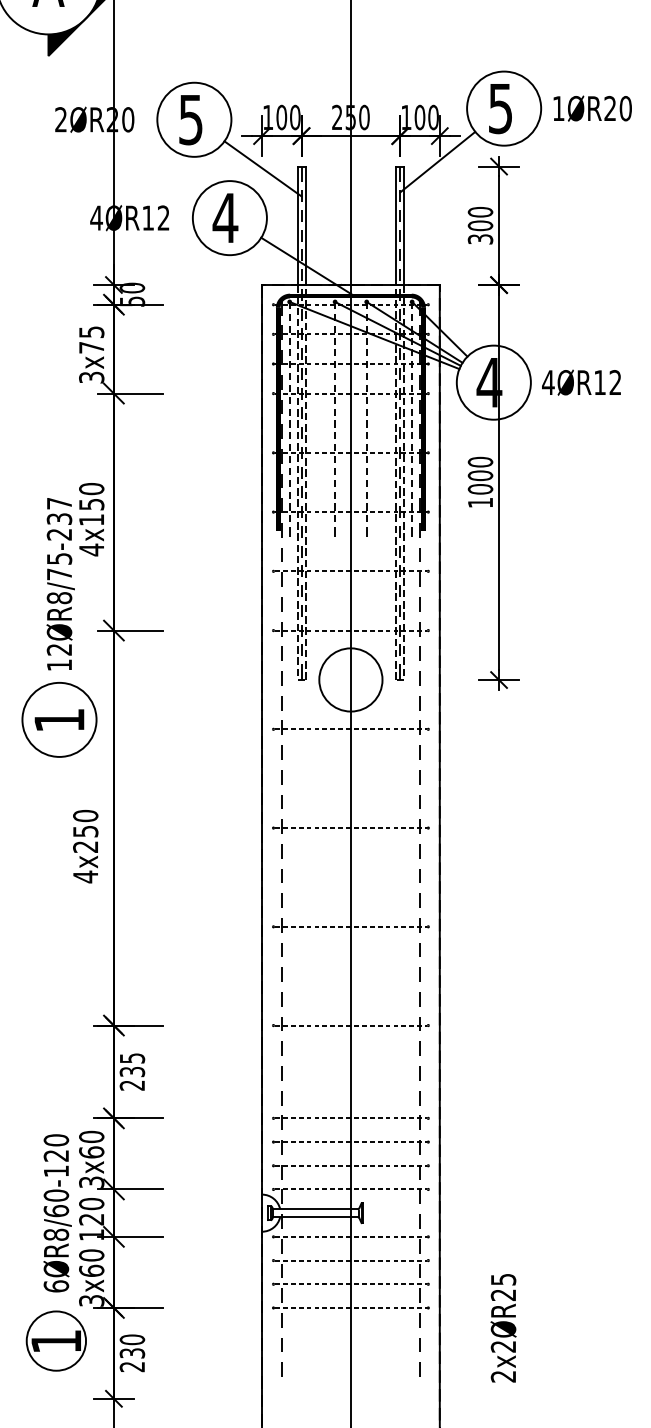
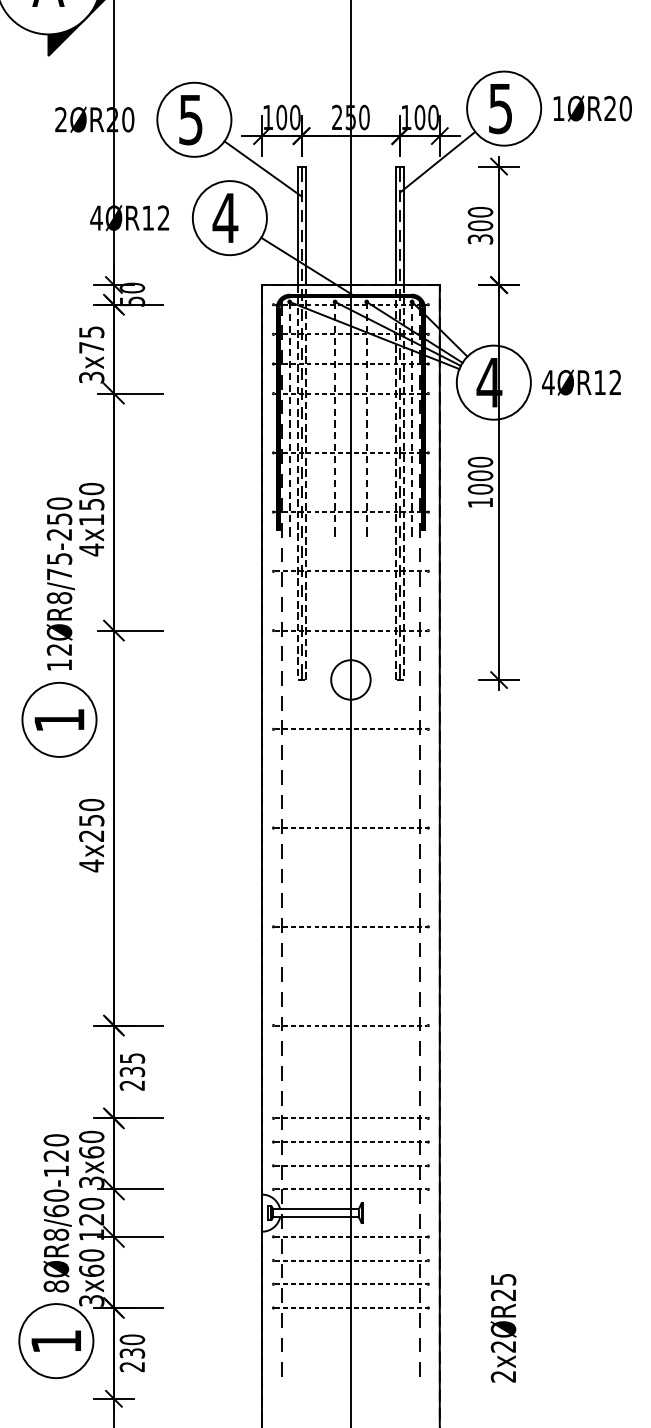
text: 12ØR8/75-237 -> 12ØR8/75-250 (59, 510)
circle diameter: 63 px -> 39 px (350, 679)
text position: (85, 846) -> (91, 835) (91, 835)
text: 6ØR8/60-120 -> 8ØR8/60-120 (55, 1286)
circle diameter: 59 px -> 74 px (56, 1341)
